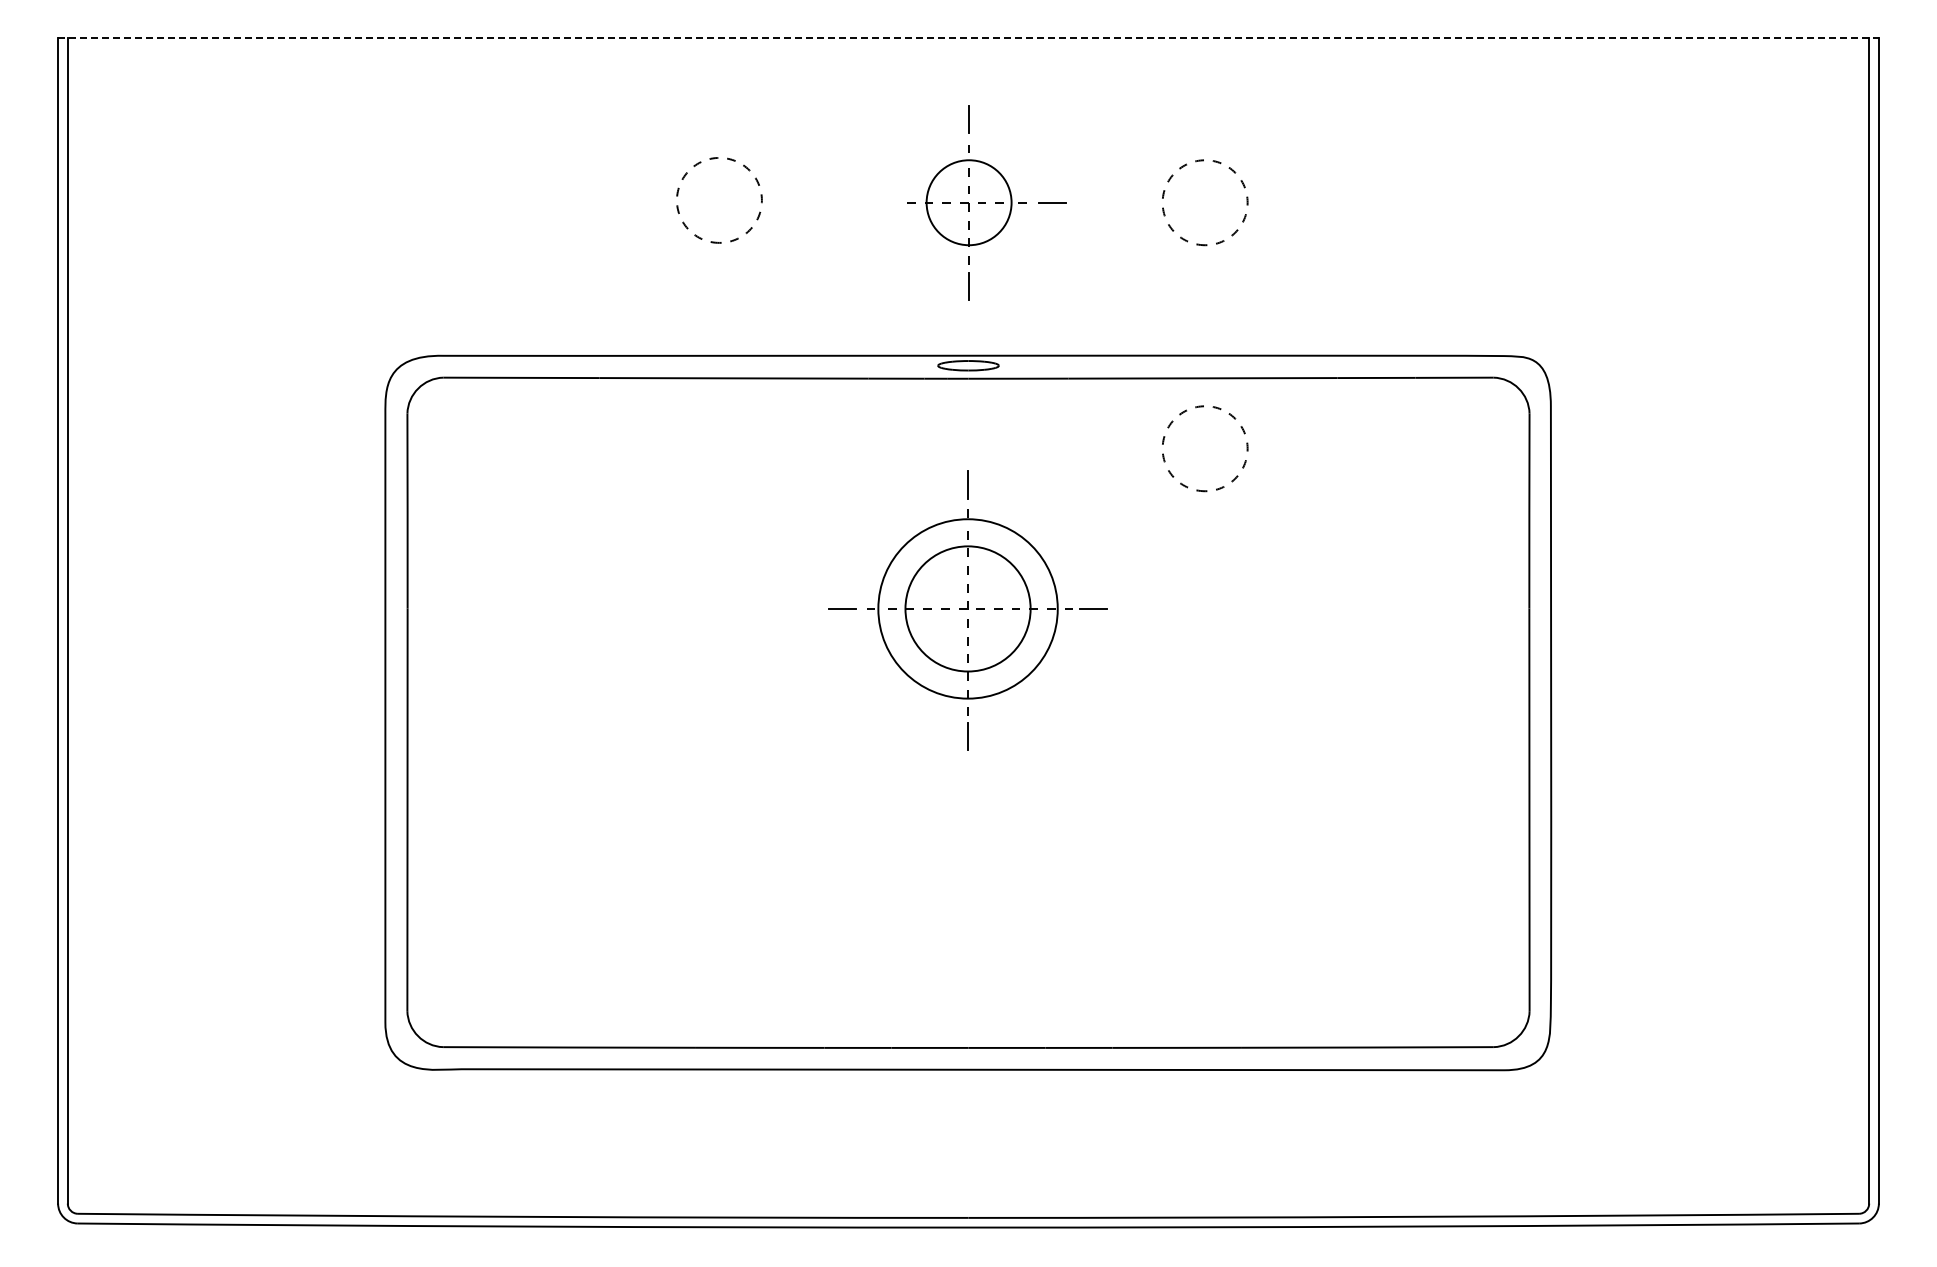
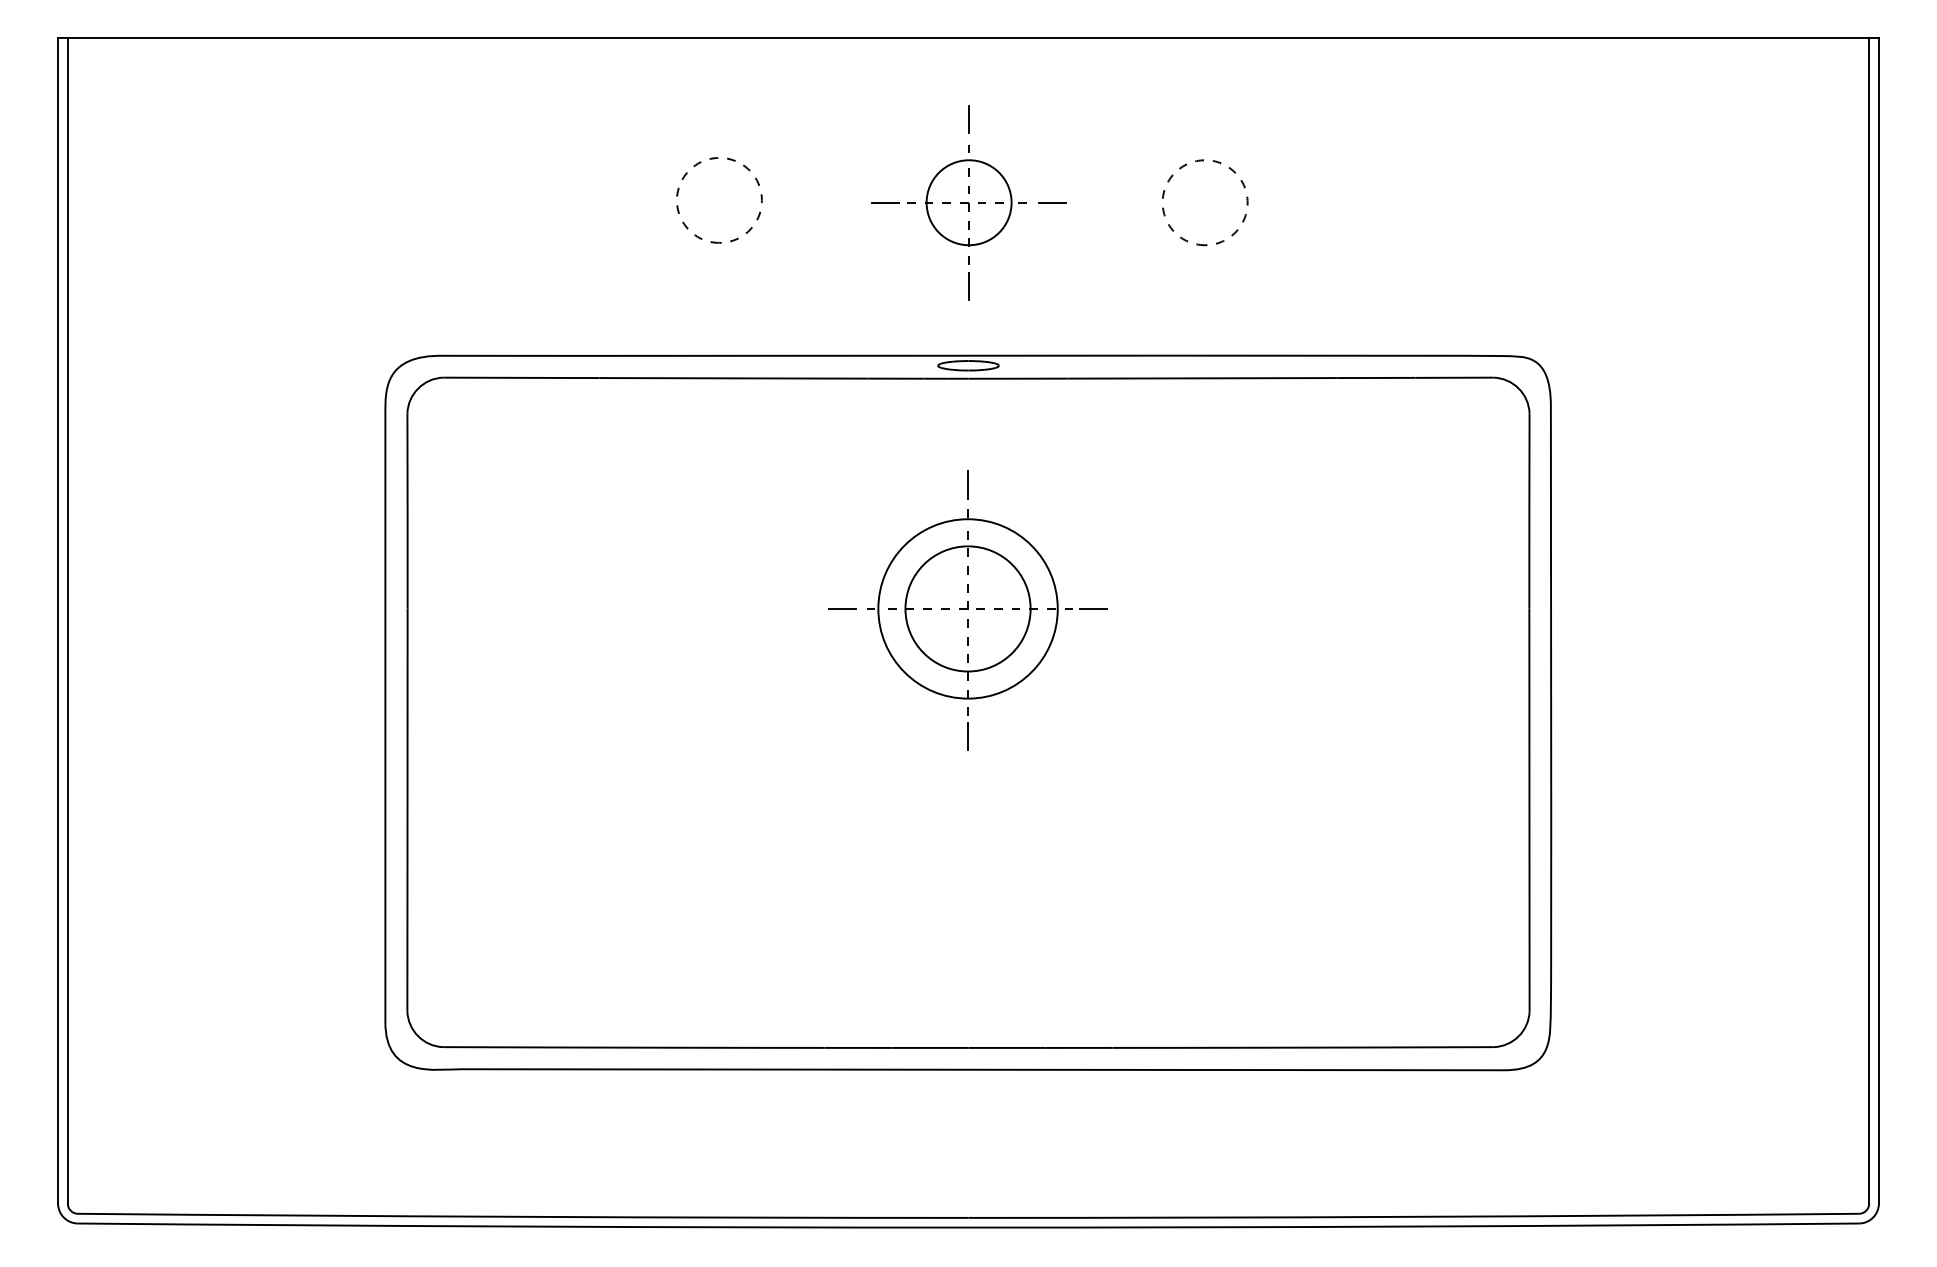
line: dashed -> solid (969, 38)
line: none -> present (885, 202)
part: present -> none (1229, 415)
